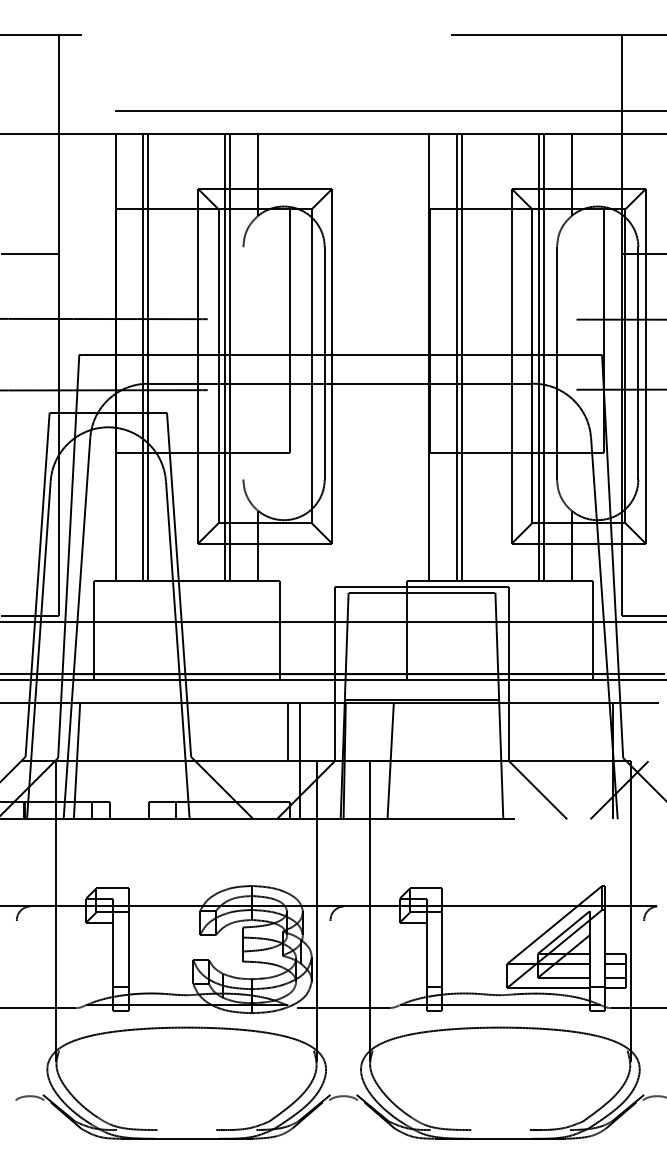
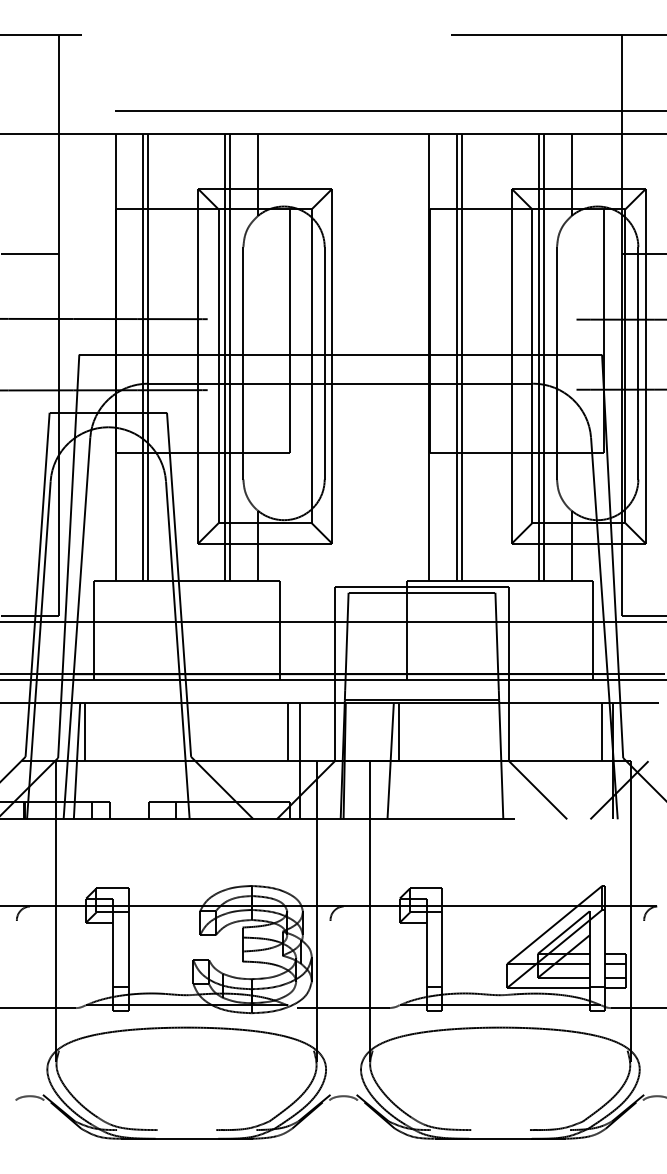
line: none -> present (243, 363)
line: none -> present (85, 732)
line: none -> present (398, 732)
line: none -> present (602, 732)
